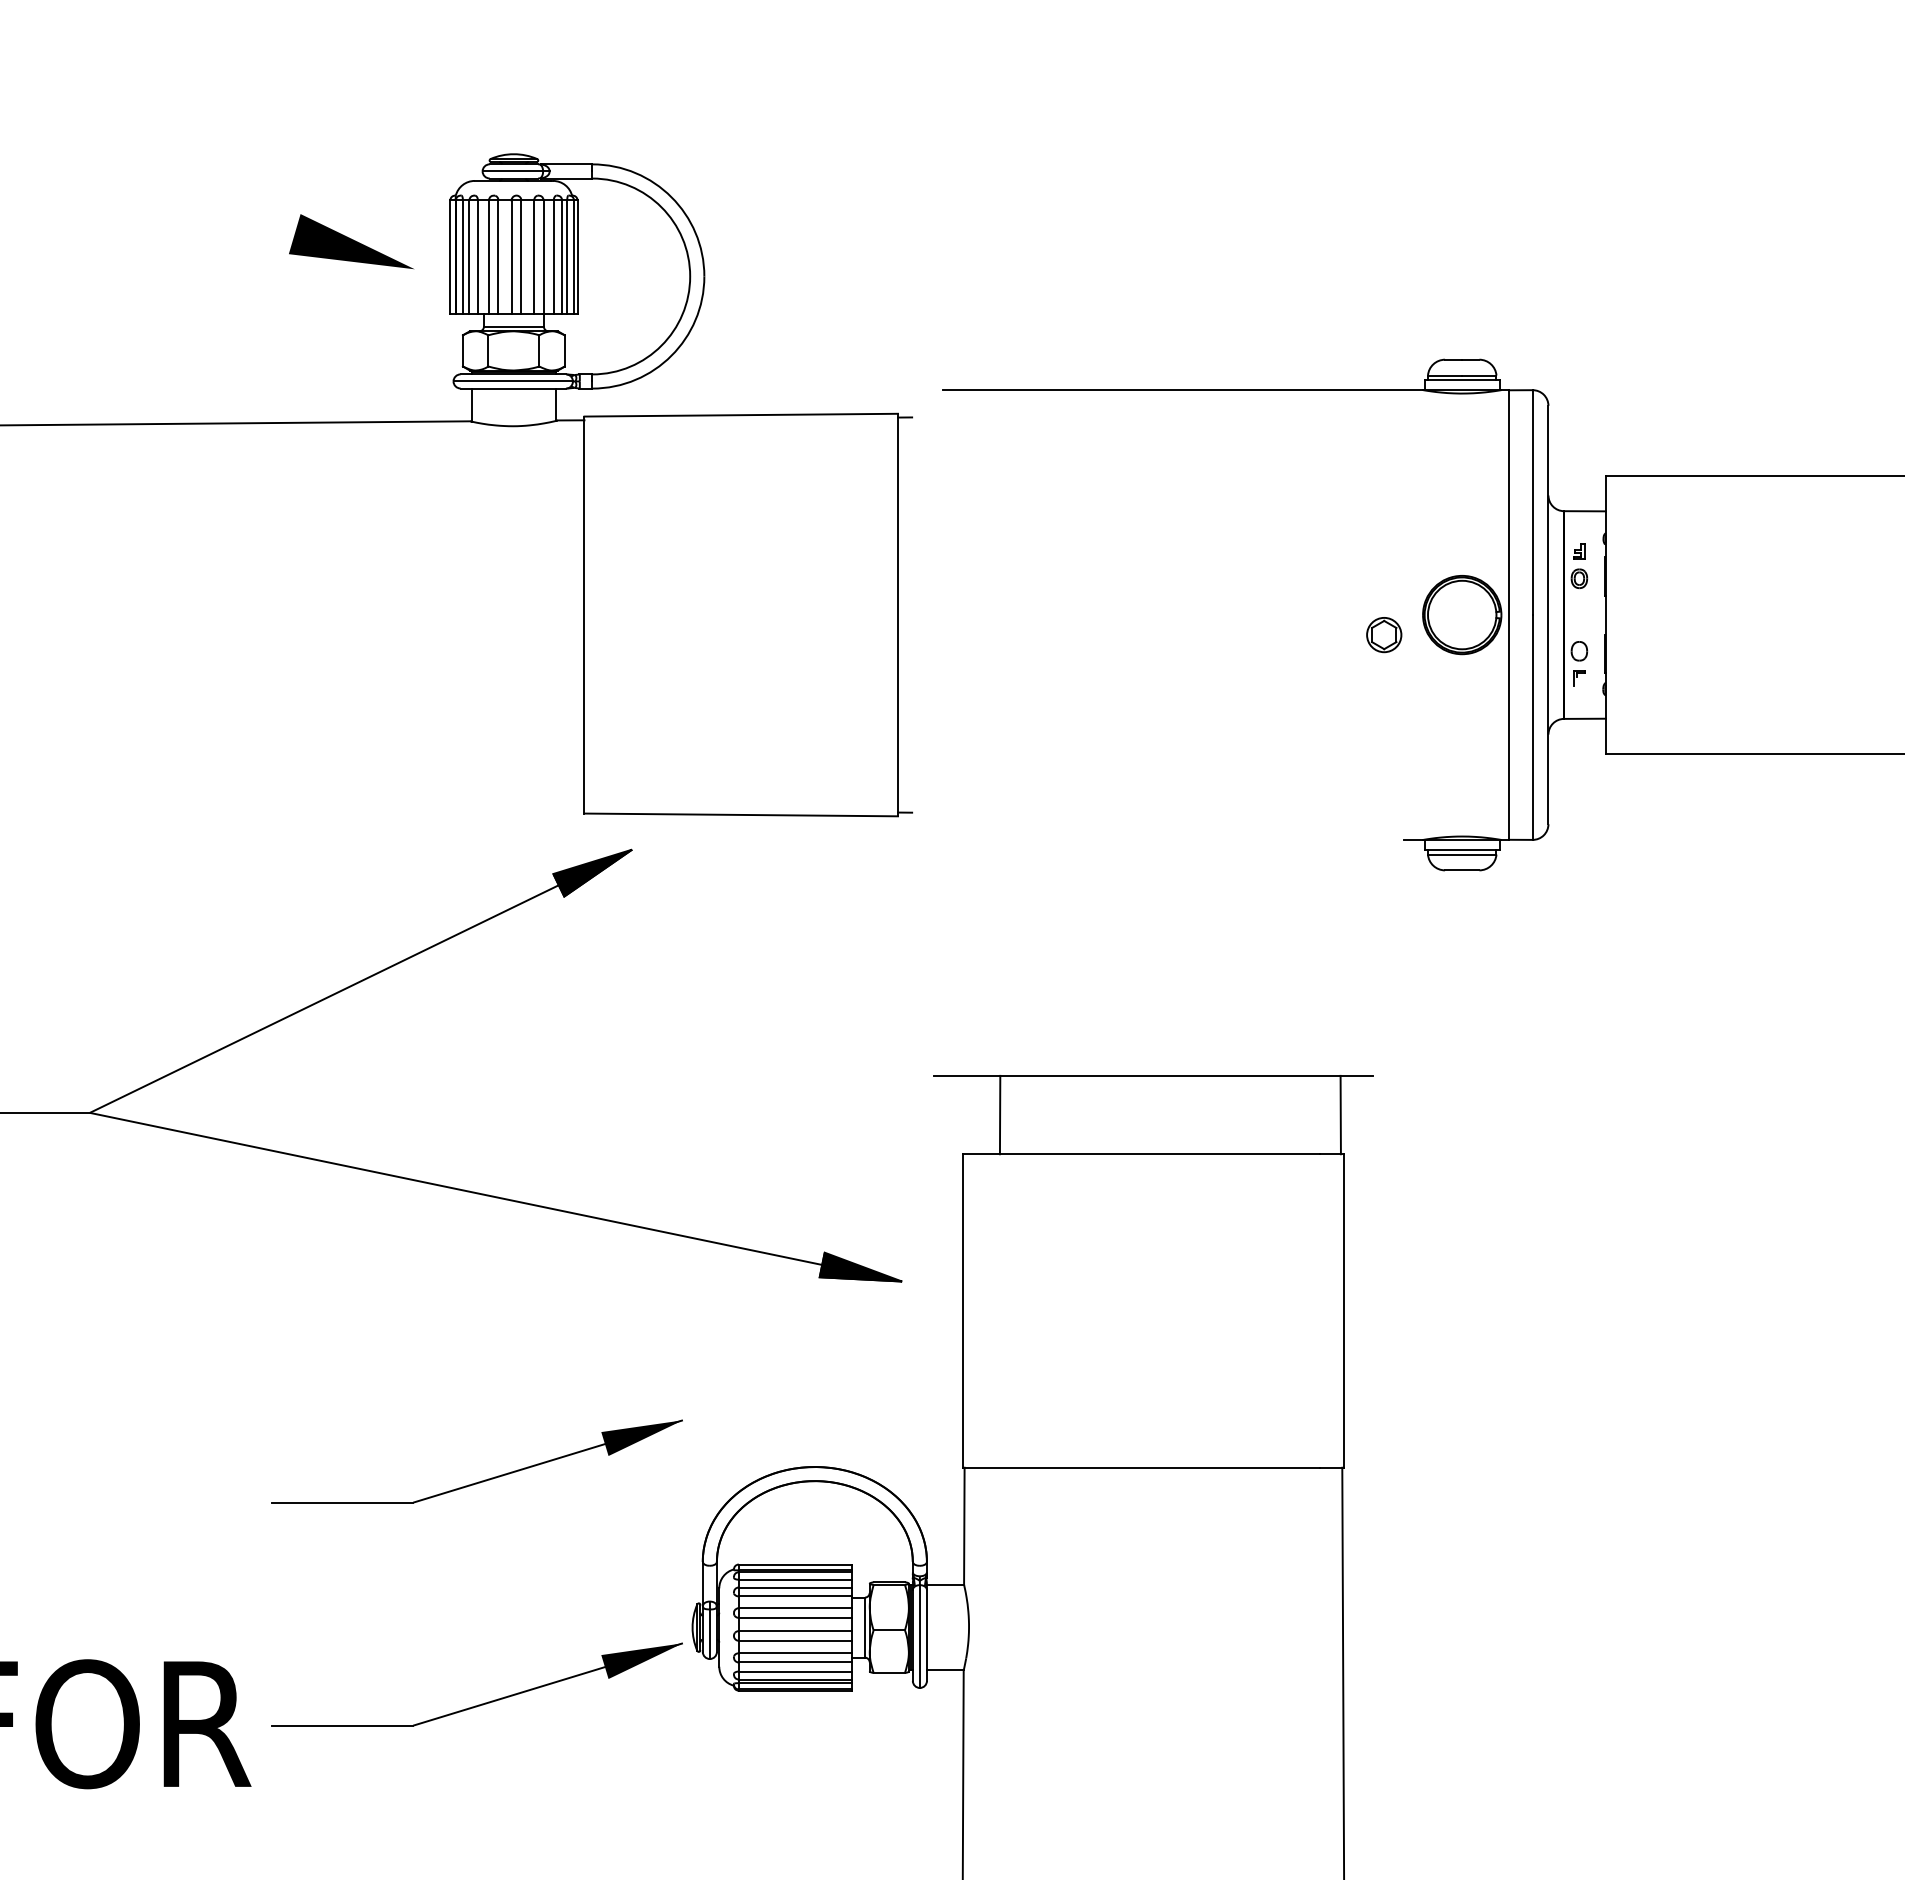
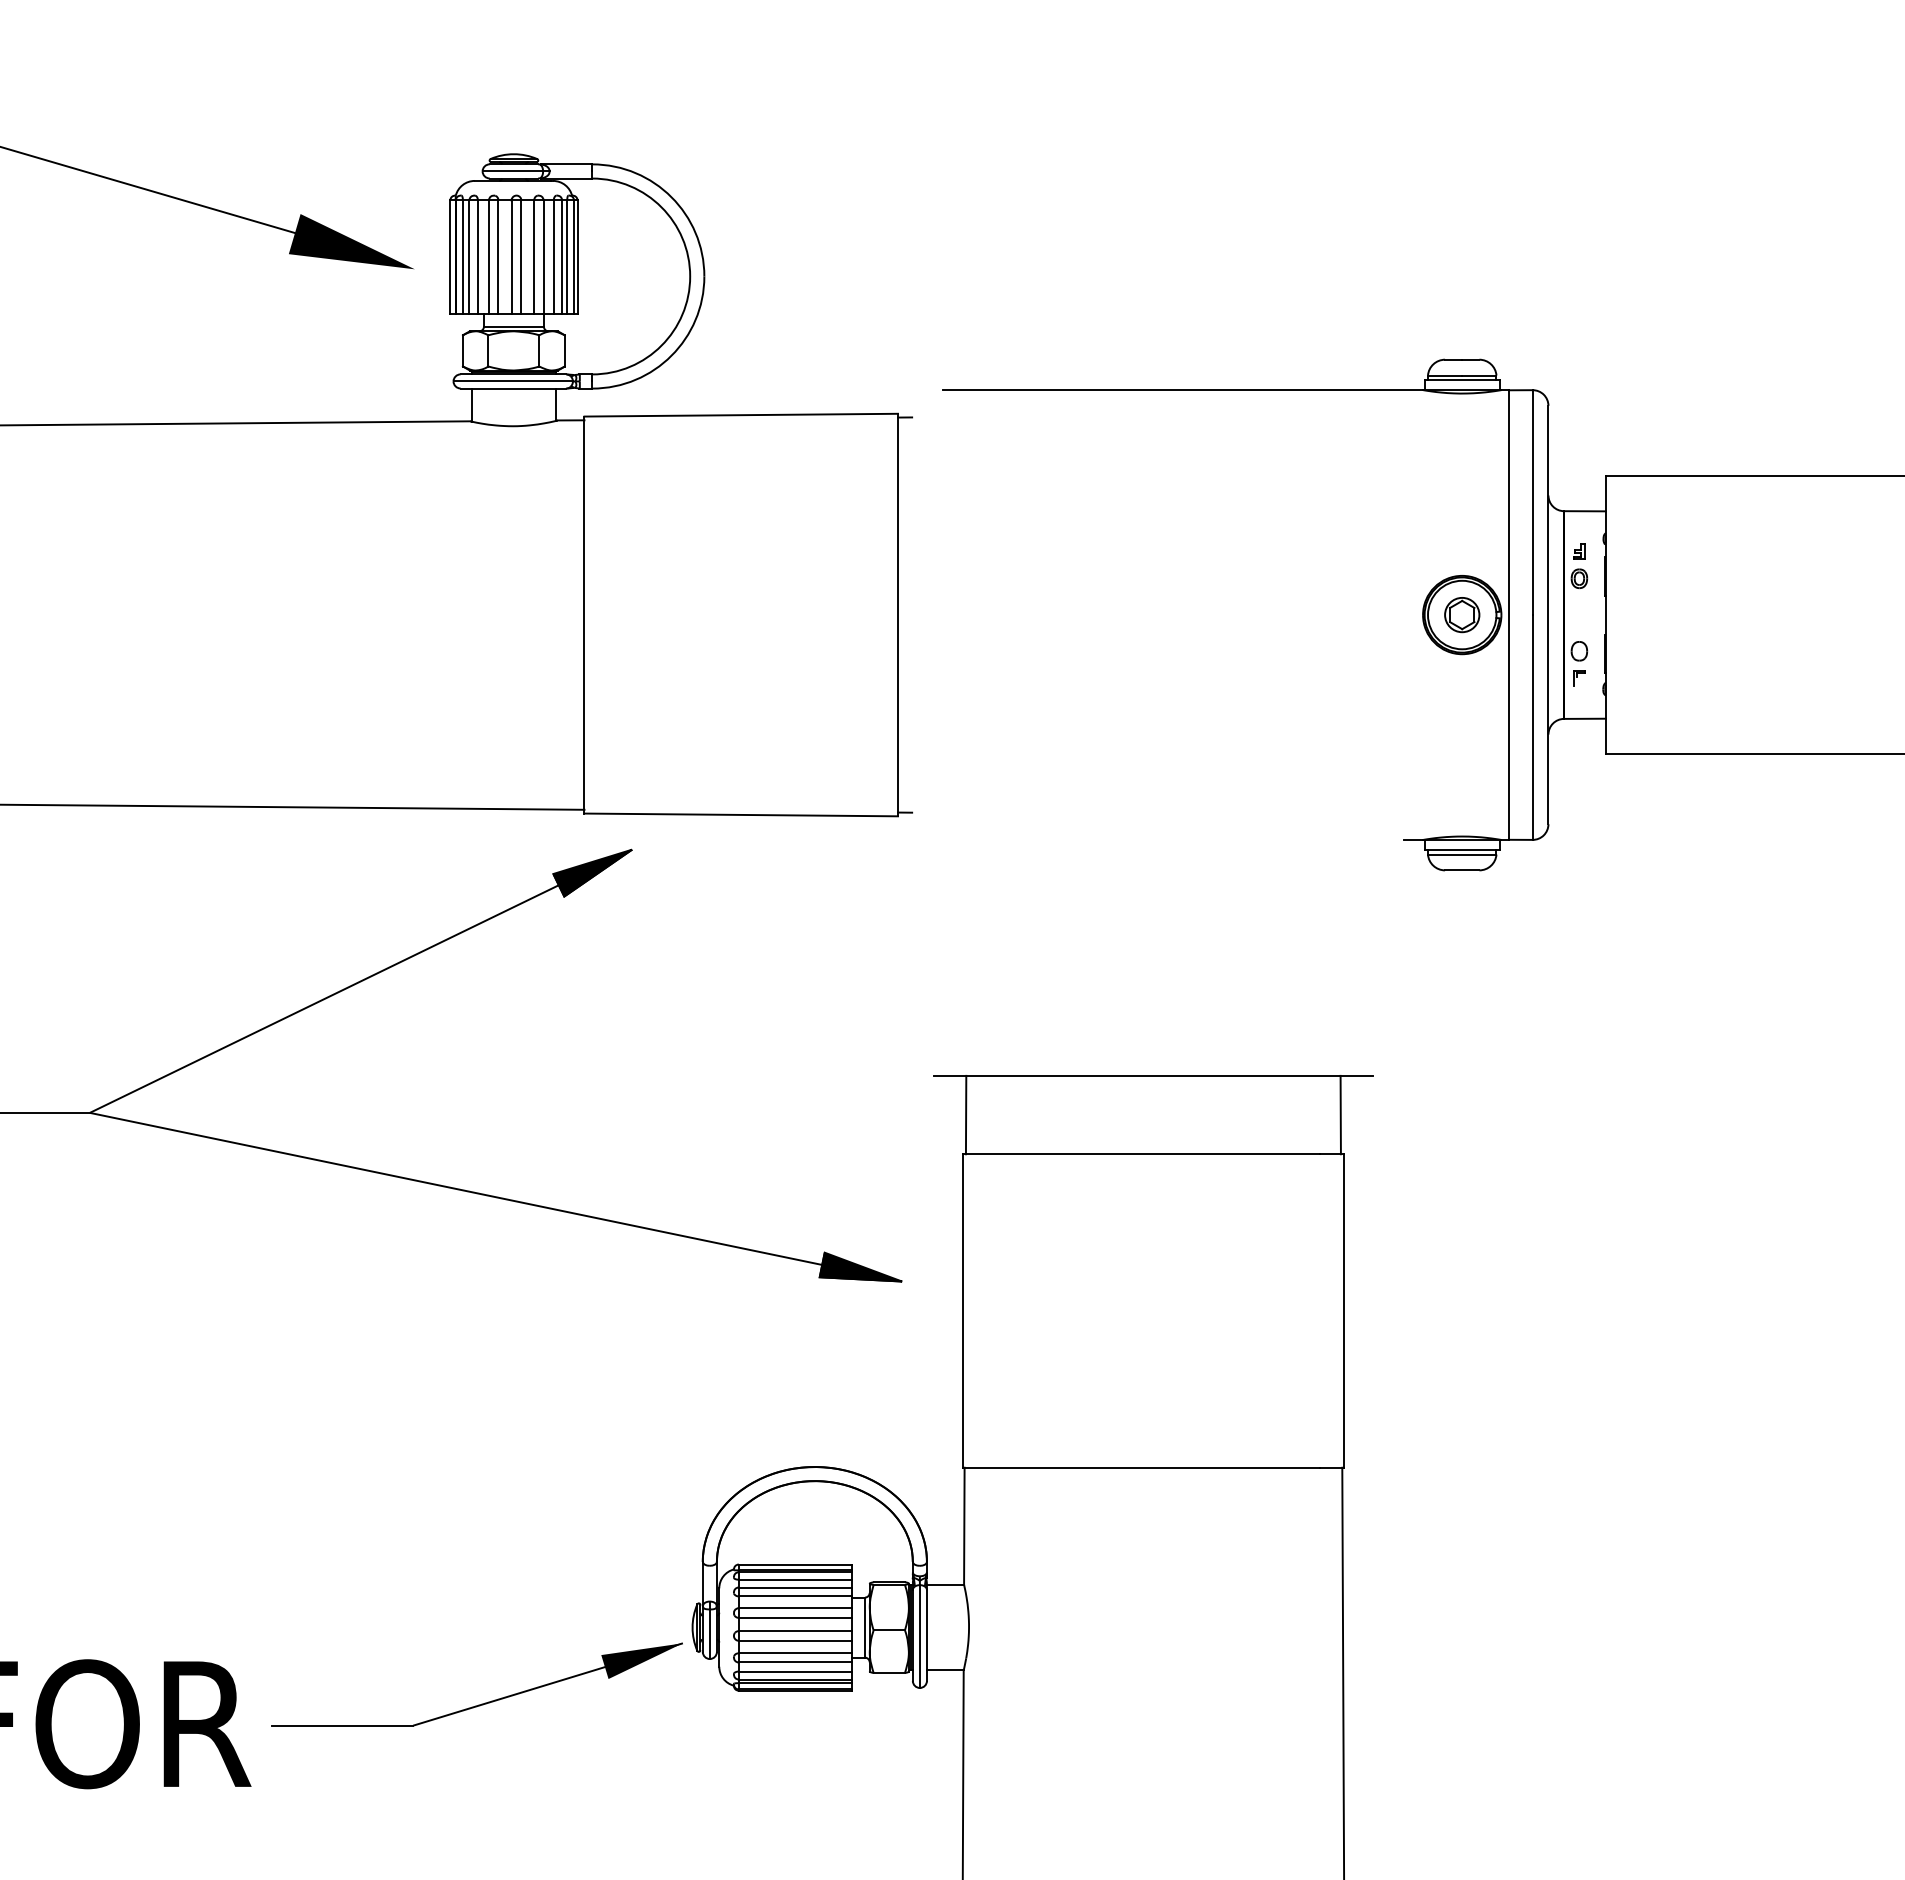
line: none -> present (160, 193)
part position: (1384, 635) -> (1462, 615) (1462, 615)
line: none -> present (293, 806)
line position: (999, 1114) -> (965, 1114) (965, 1114)
part: present -> none (481, 1480)
